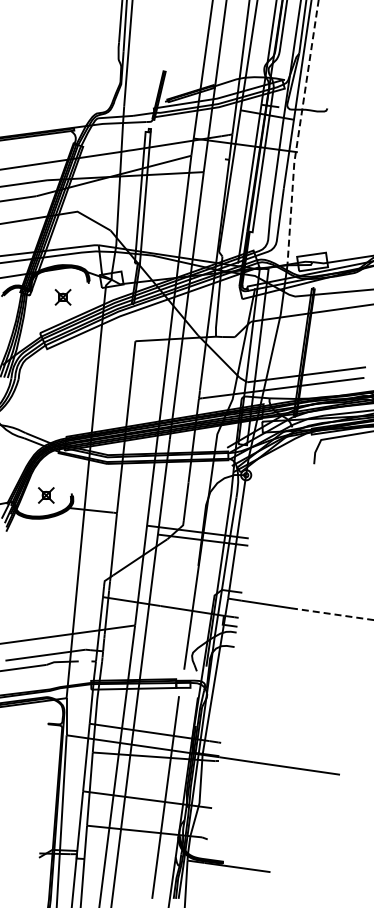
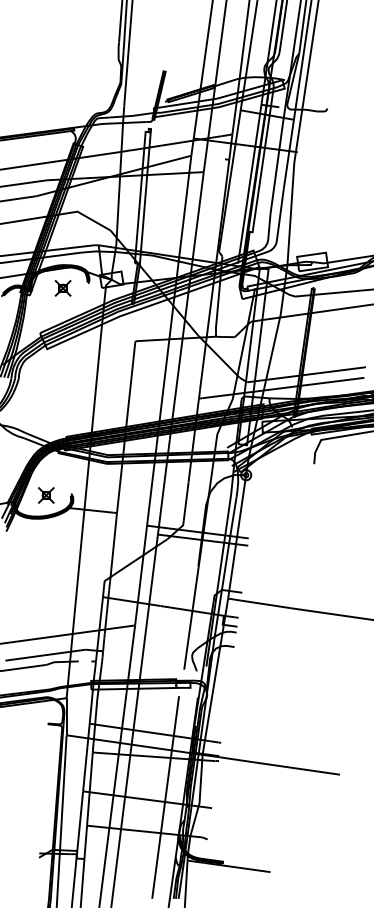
line: dashed -> solid (298, 133)
part position: (62, 297) -> (62, 288) (62, 288)
line: dashed -> solid (332, 614)
